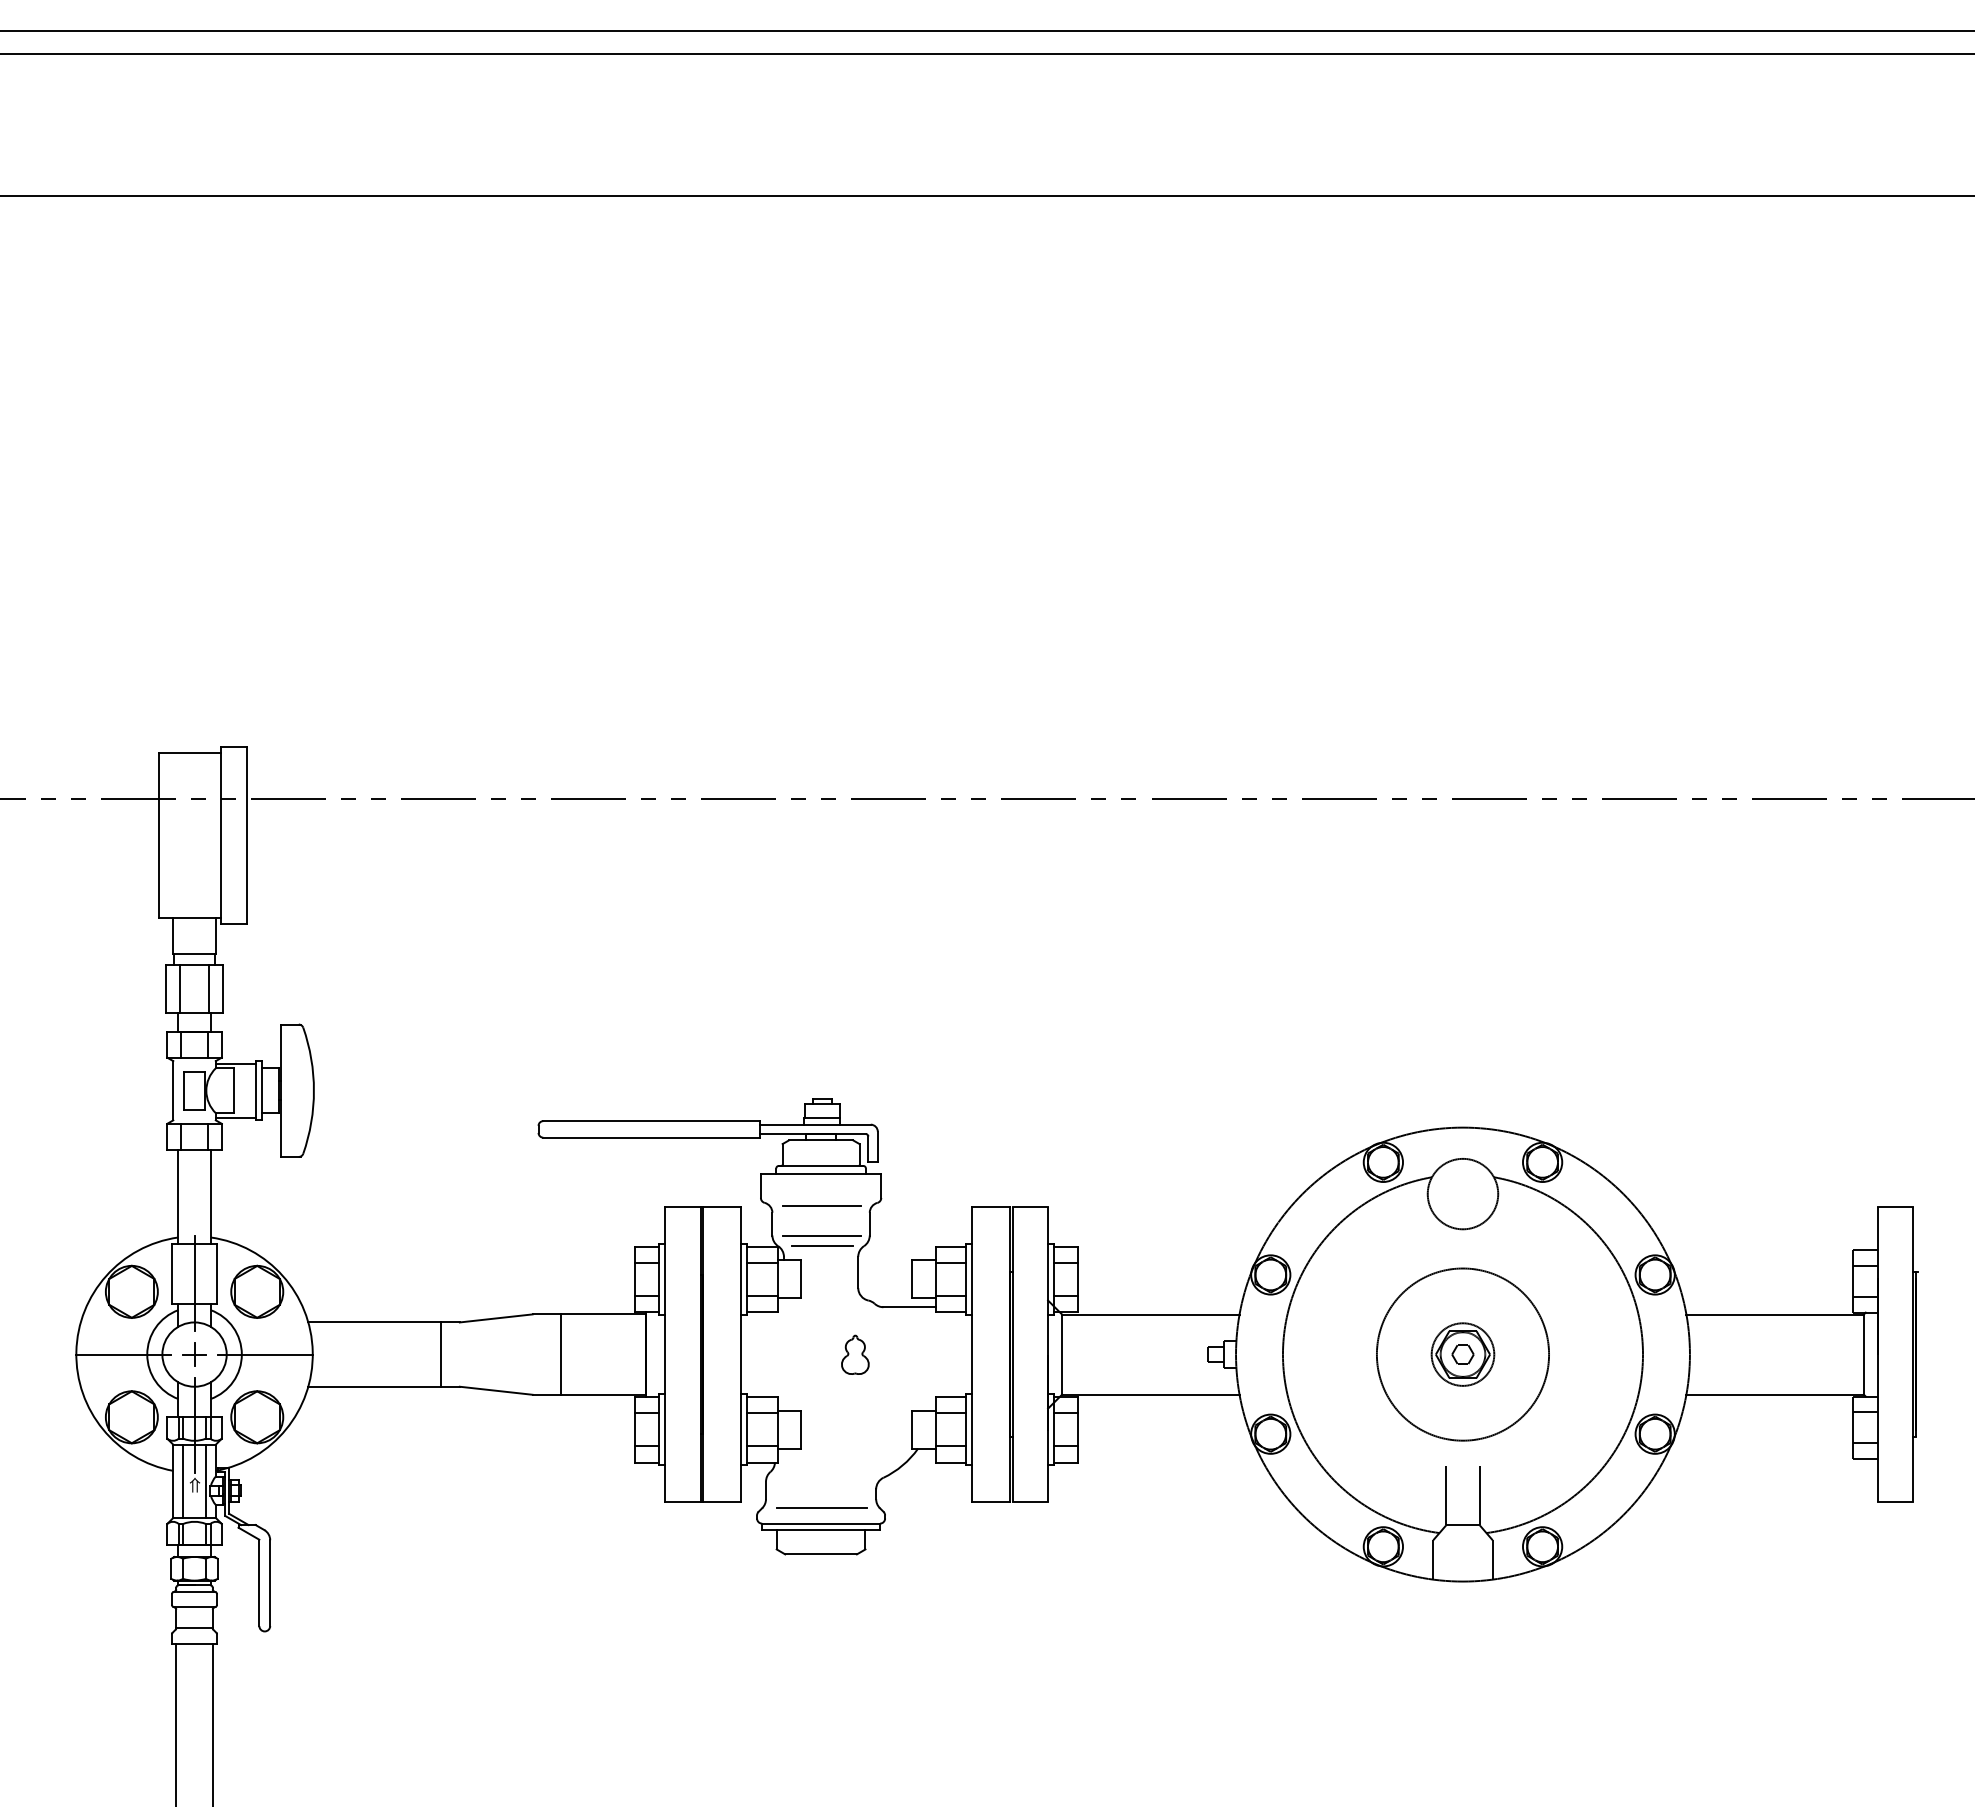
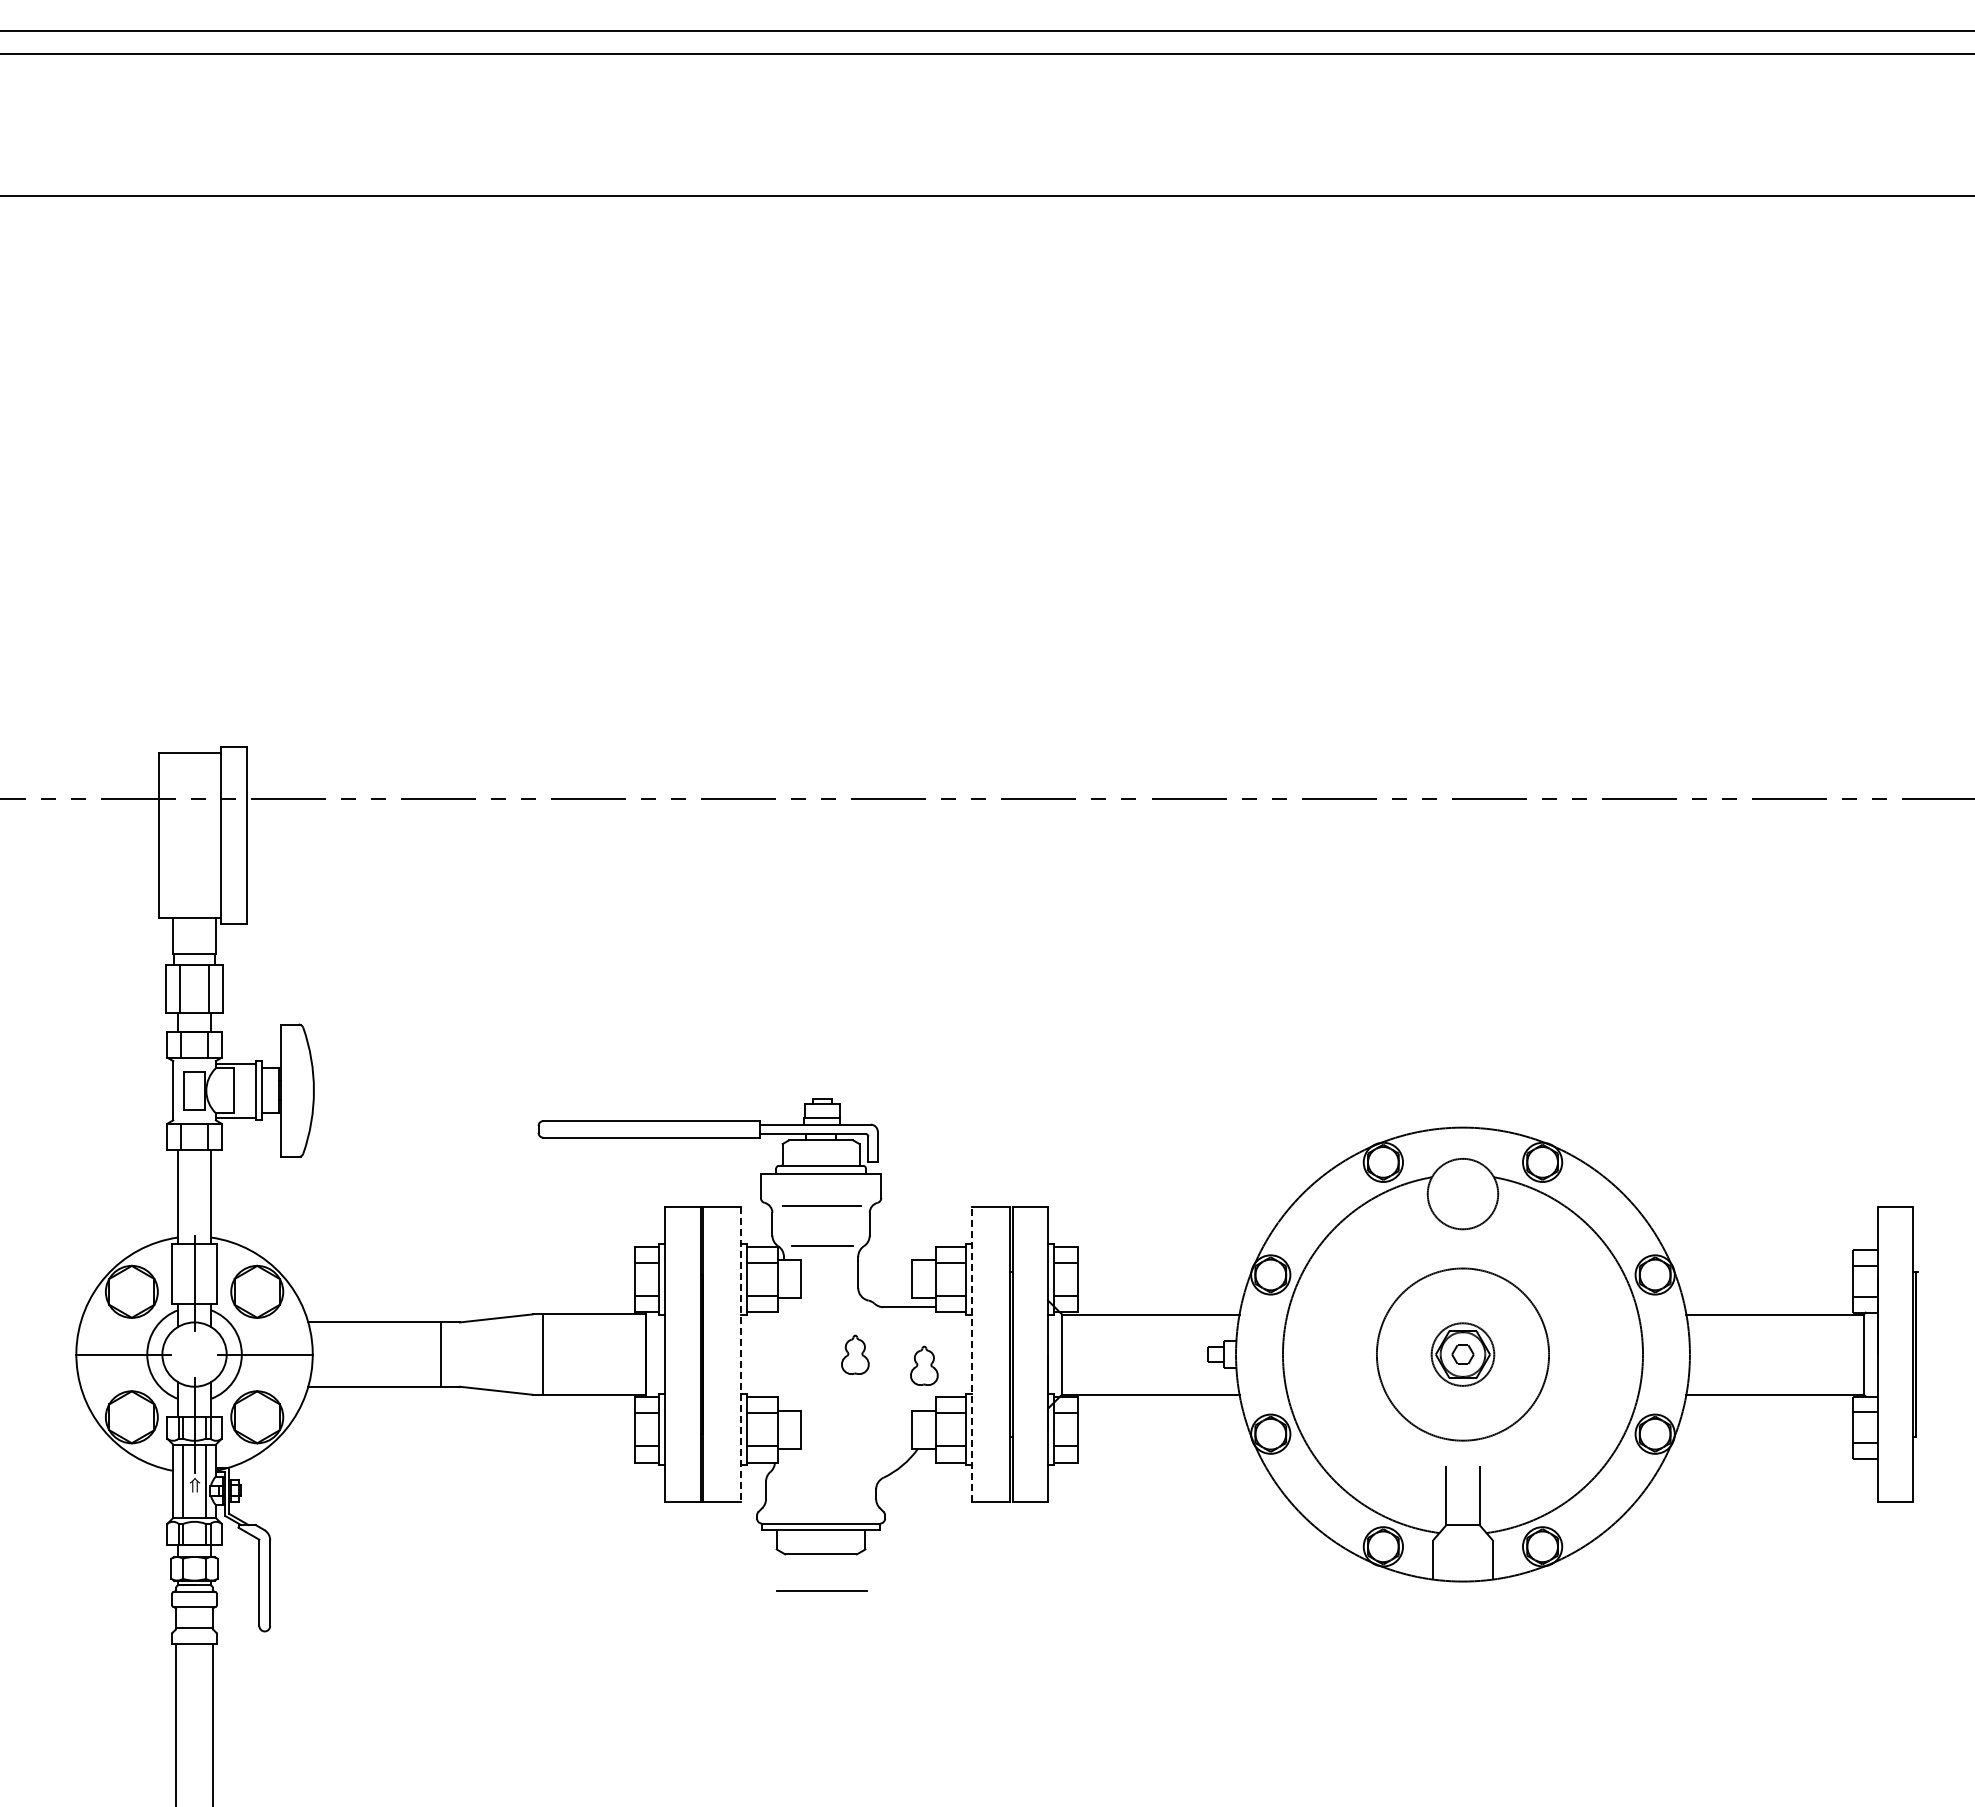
line: present -> none (822, 1235)
part: present -> none (194, 1354)
line position: (561, 1354) -> (543, 1354) (543, 1354)
line: solid -> dashed (740, 1354)
line: solid -> dashed (972, 1354)
part: none -> present (924, 1365)
line position: (821, 1507) -> (821, 1590) (821, 1590)
